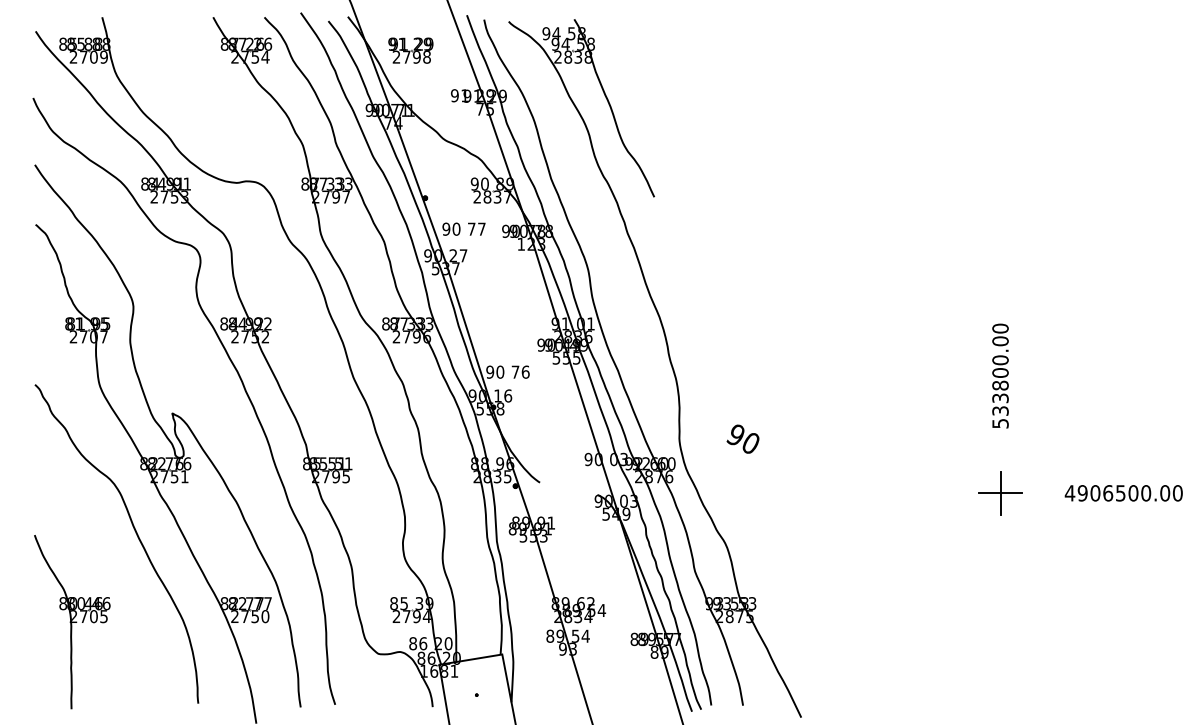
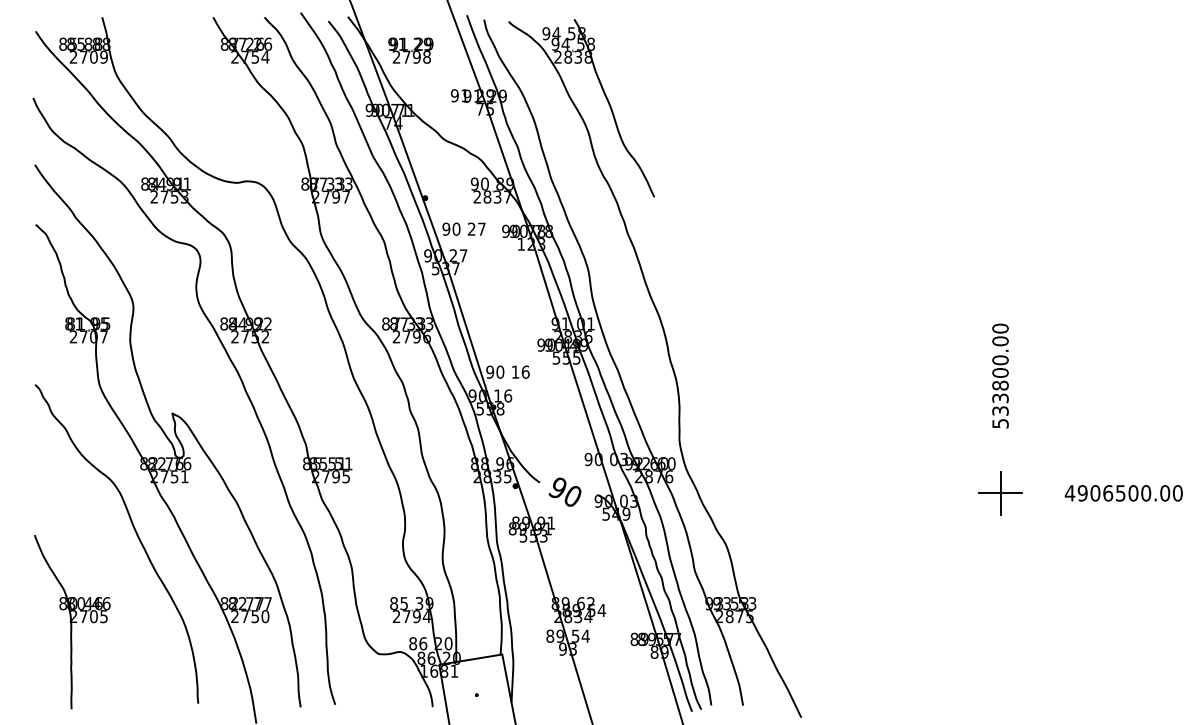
text: 77 -> 27 (471, 228)
text: 76 -> 16 (515, 371)
text position: (742, 438) -> (564, 491) (564, 491)
